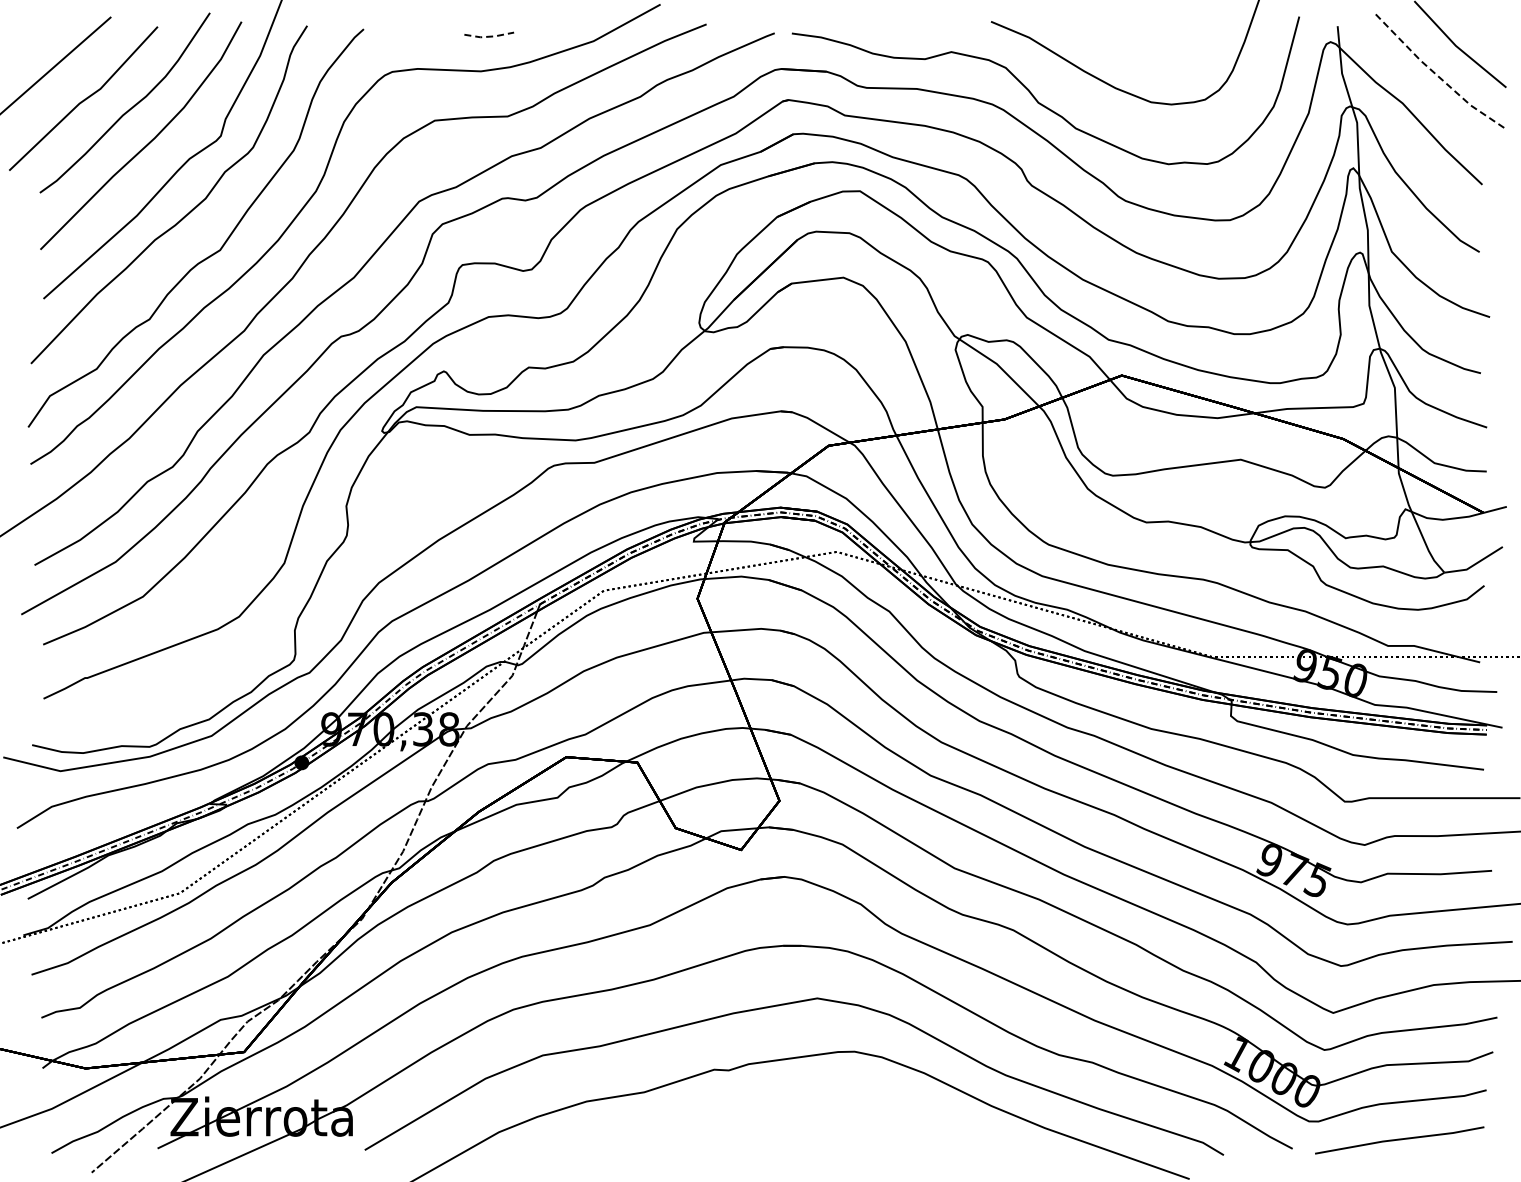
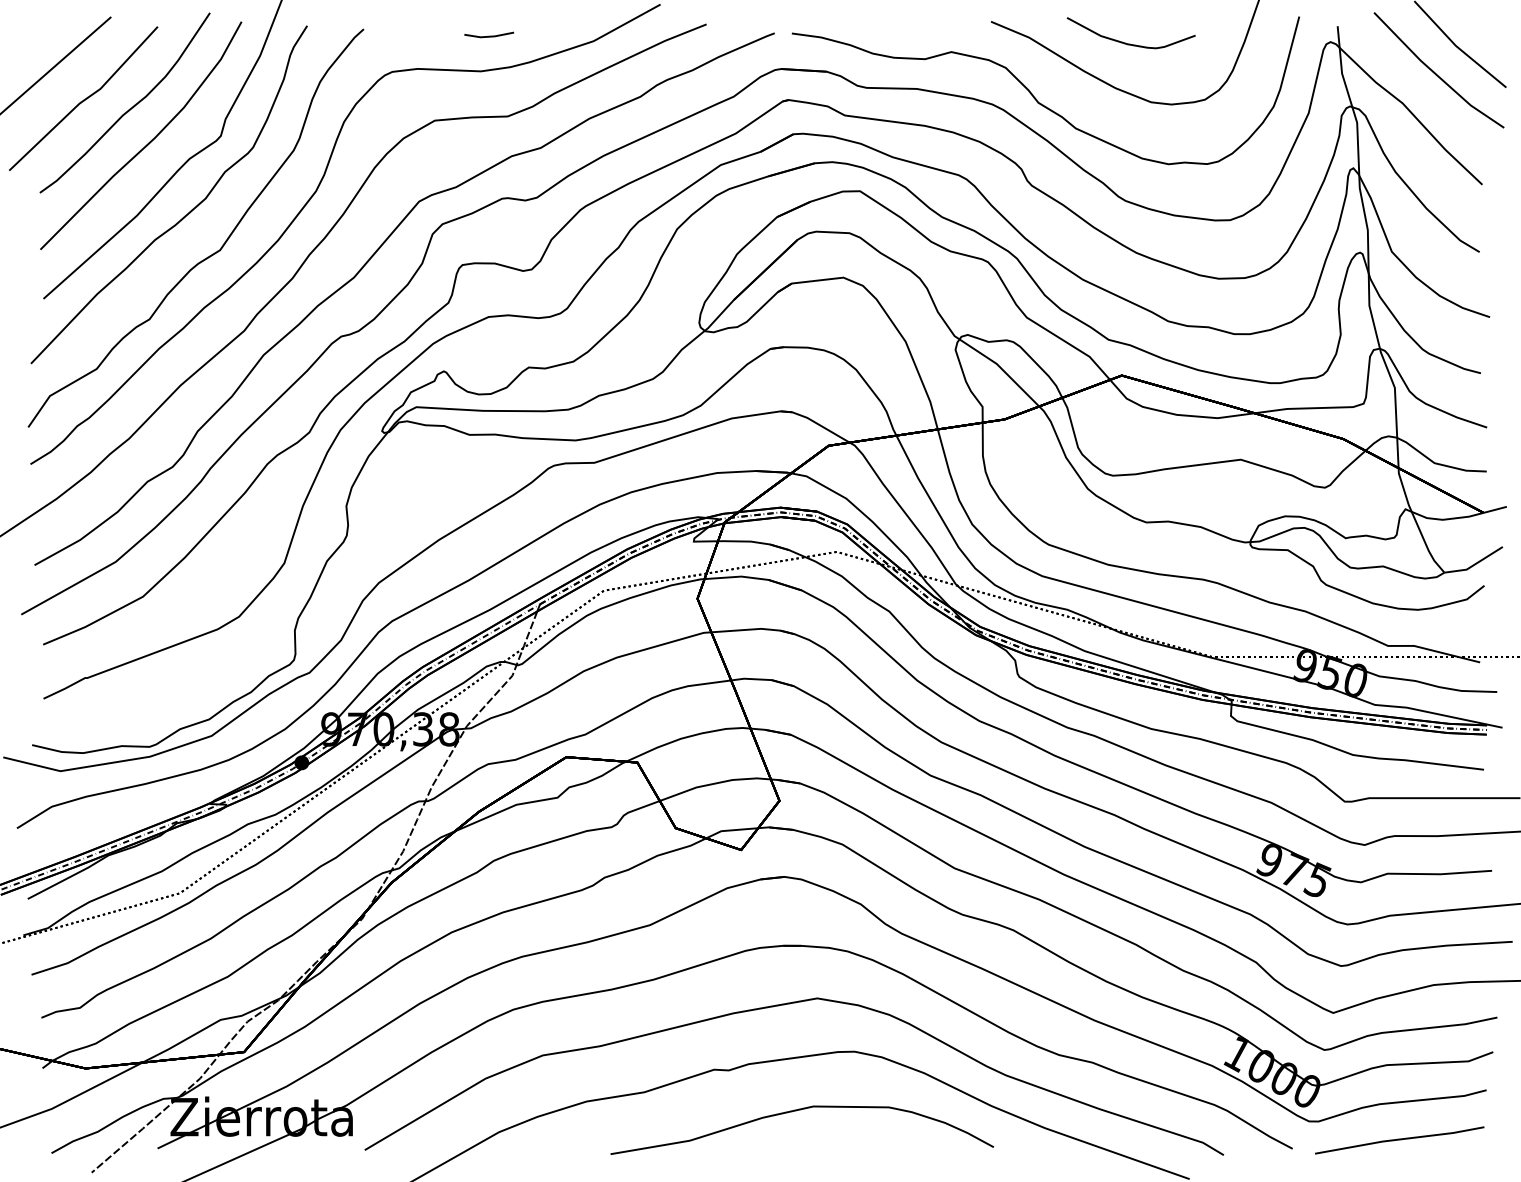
line: dashed -> solid (489, 36)
curve: none -> present (1130, 43)
line: dashed -> solid (1436, 74)
curve: none -> present (796, 1111)
